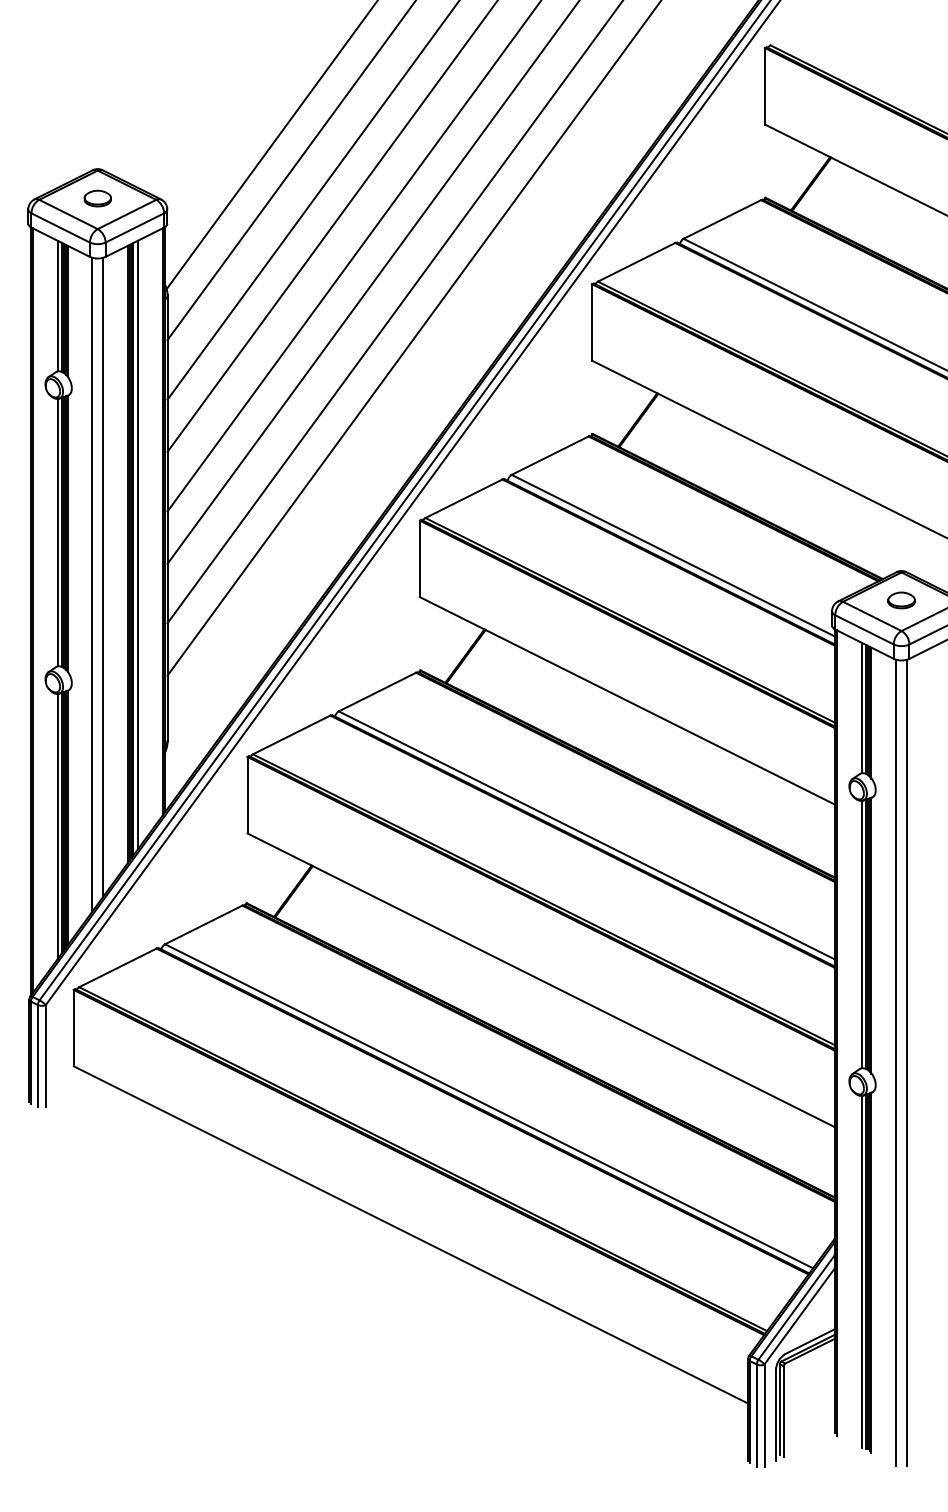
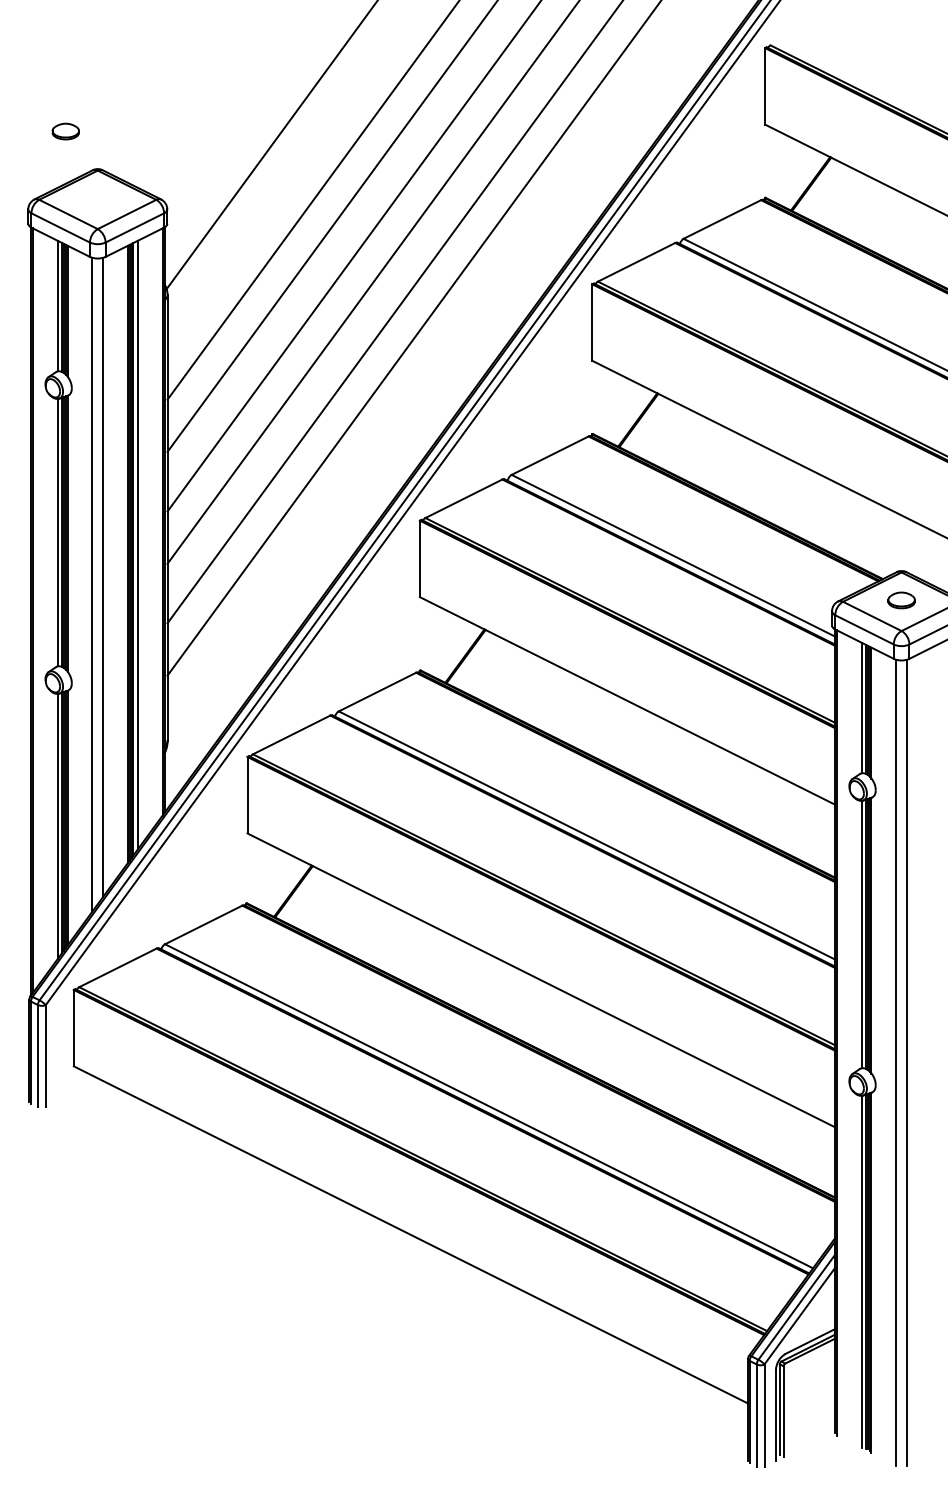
line: present -> none (290, 171)
part position: (97, 198) -> (65, 131) (65, 131)
